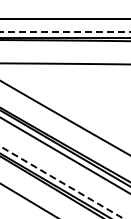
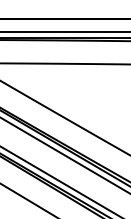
line: dashed -> solid (65, 31)
line: dashed -> solid (61, 182)
